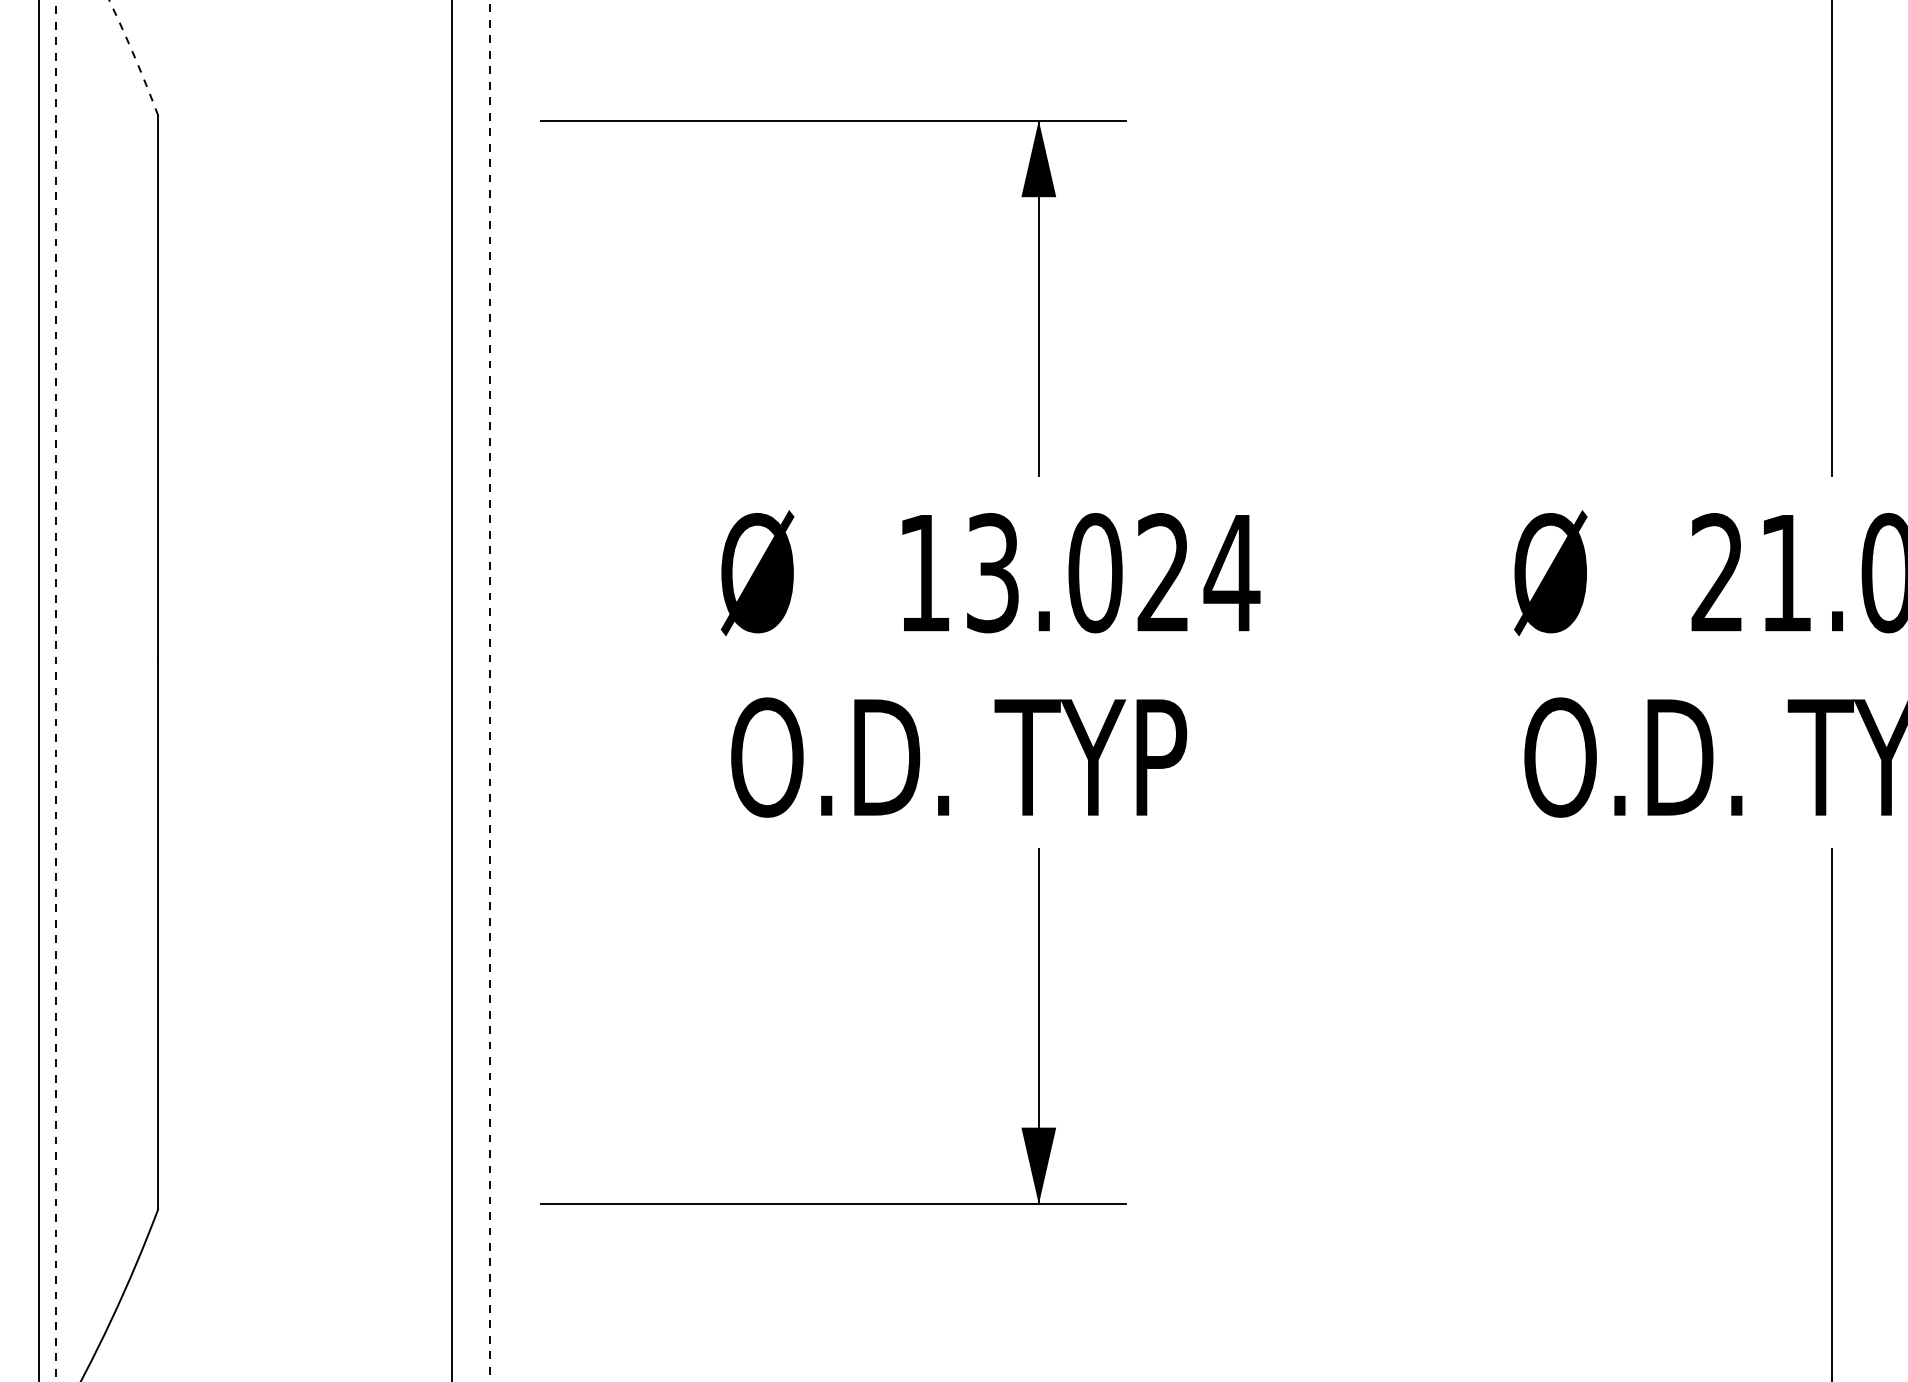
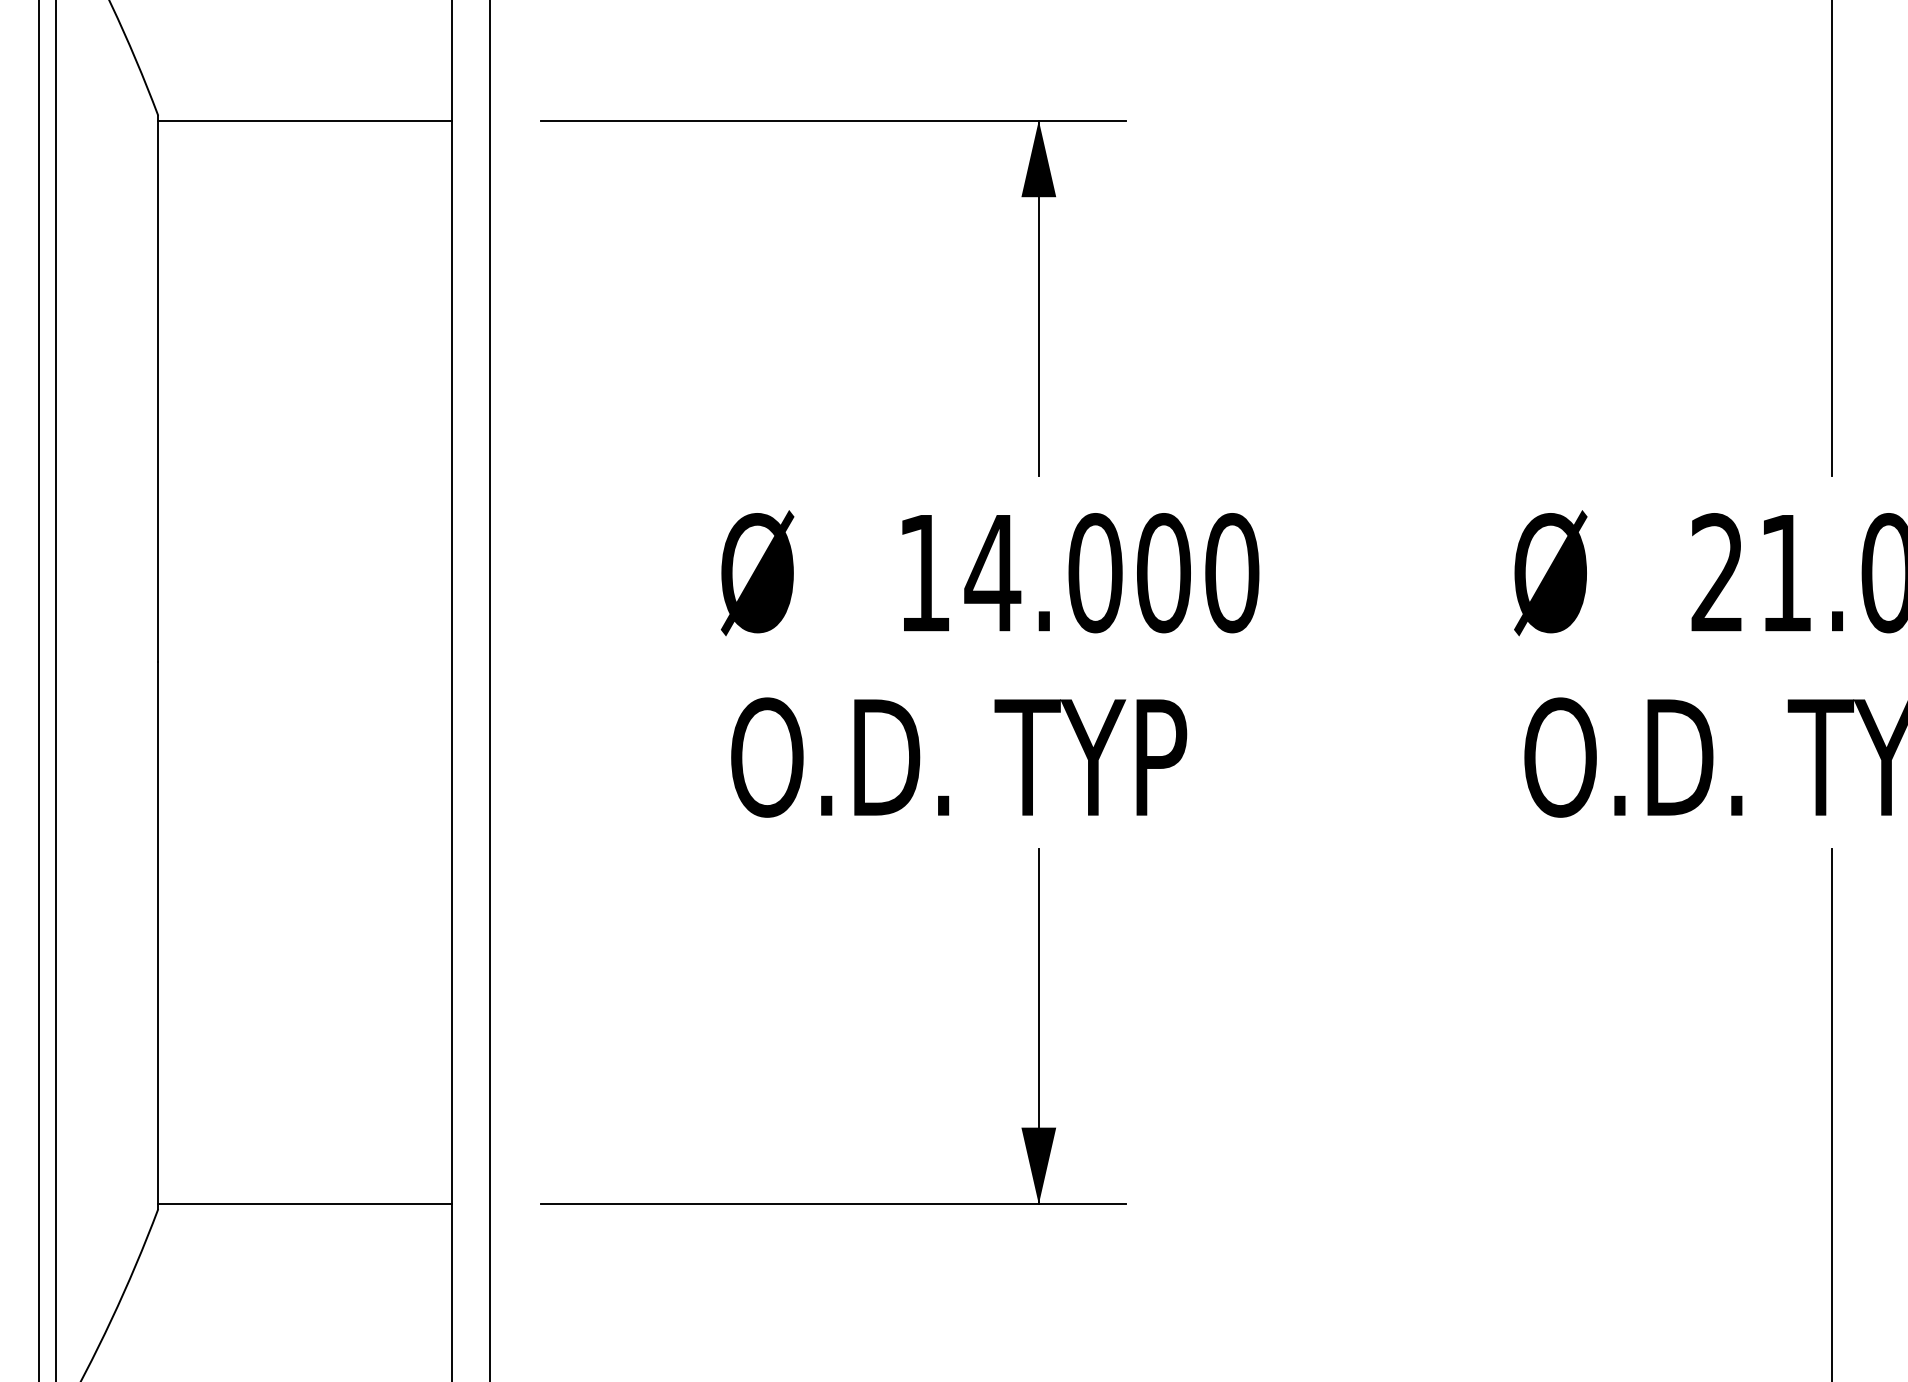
arc: dashed -> solid (134, 57)
line: none -> present (304, 120)
text: 13.024 -> 14.000 (1112, 573)
line: dashed -> solid (56, 690)
line: dashed -> solid (490, 691)
line: none -> present (304, 1204)
